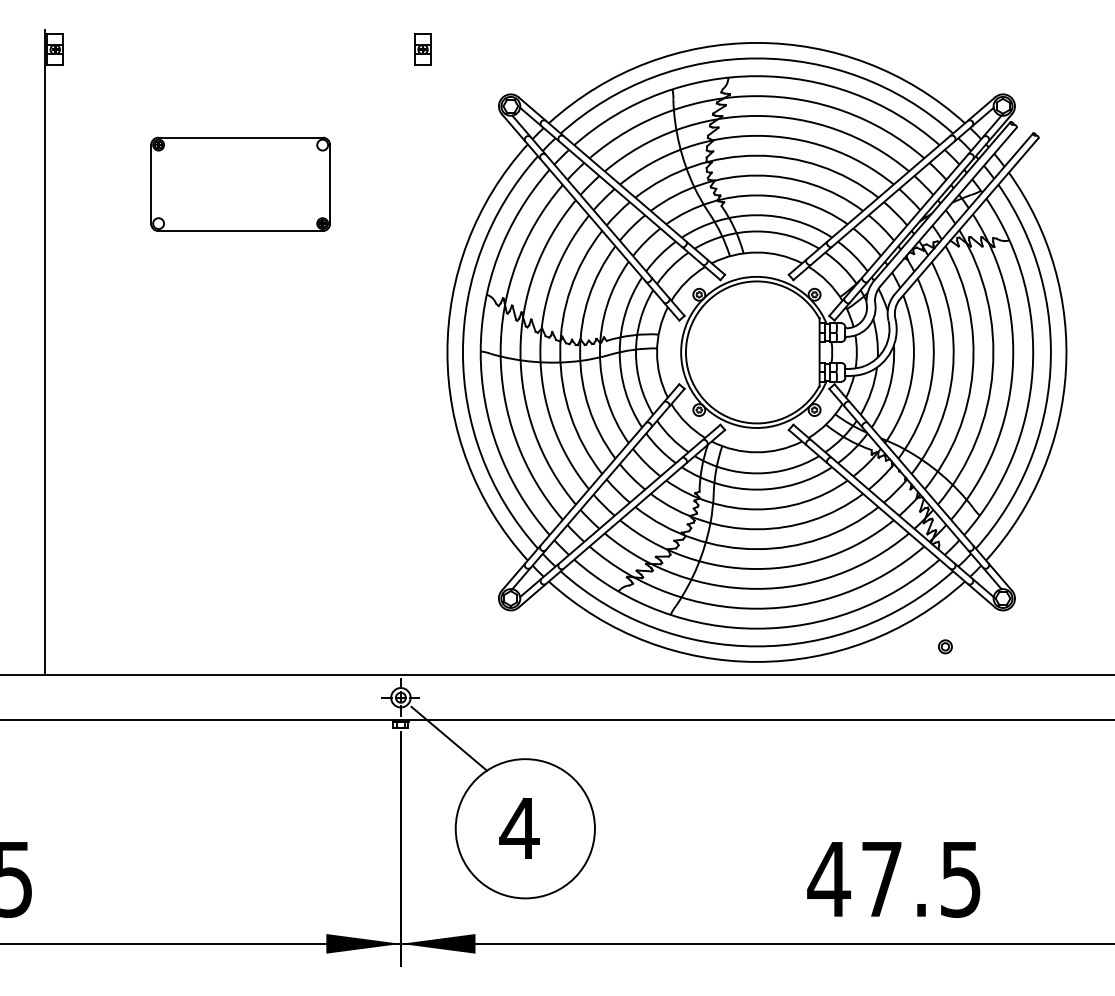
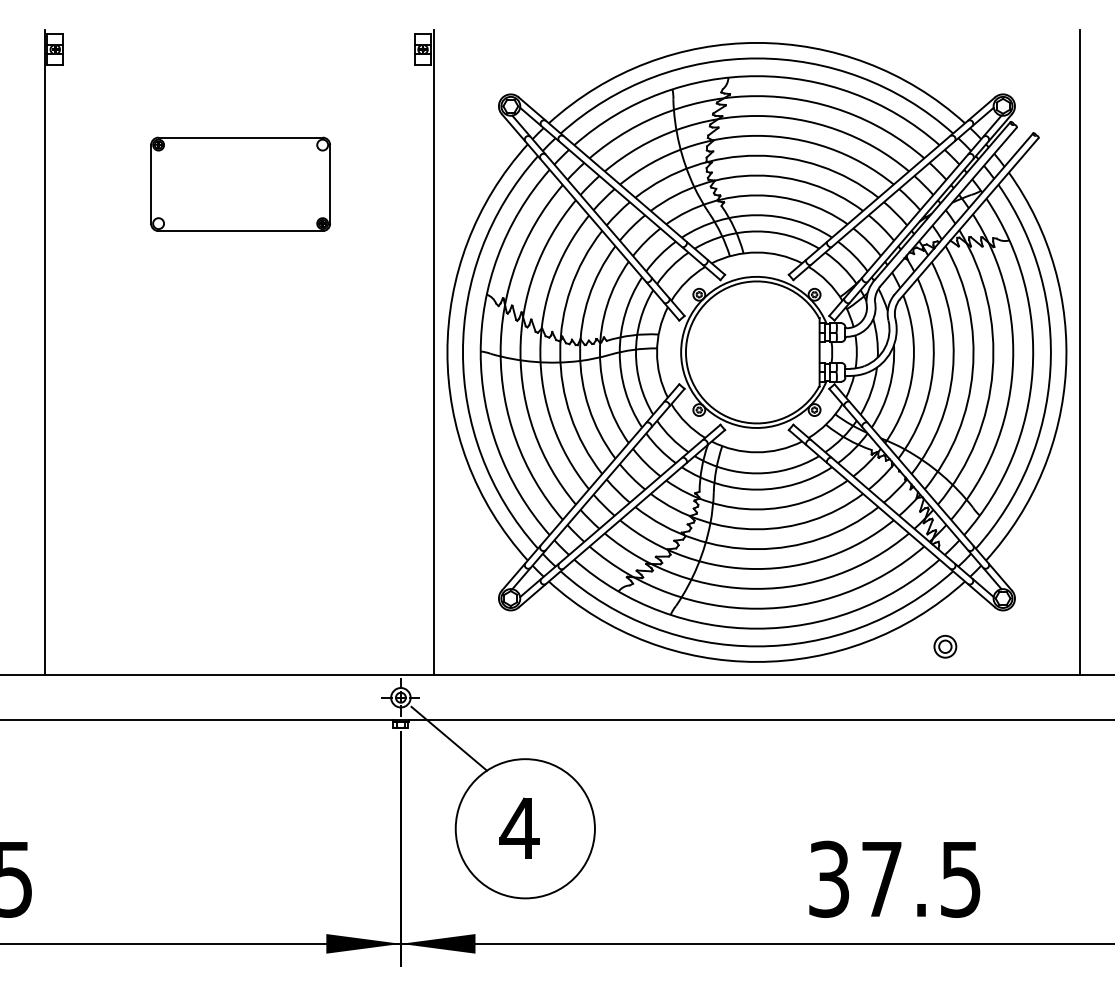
line: none -> present (434, 352)
line: none -> present (1080, 352)
part size: 15x16 px -> 25x24 px (945, 646)
text: 47.5 -> 37.5 (829, 878)
